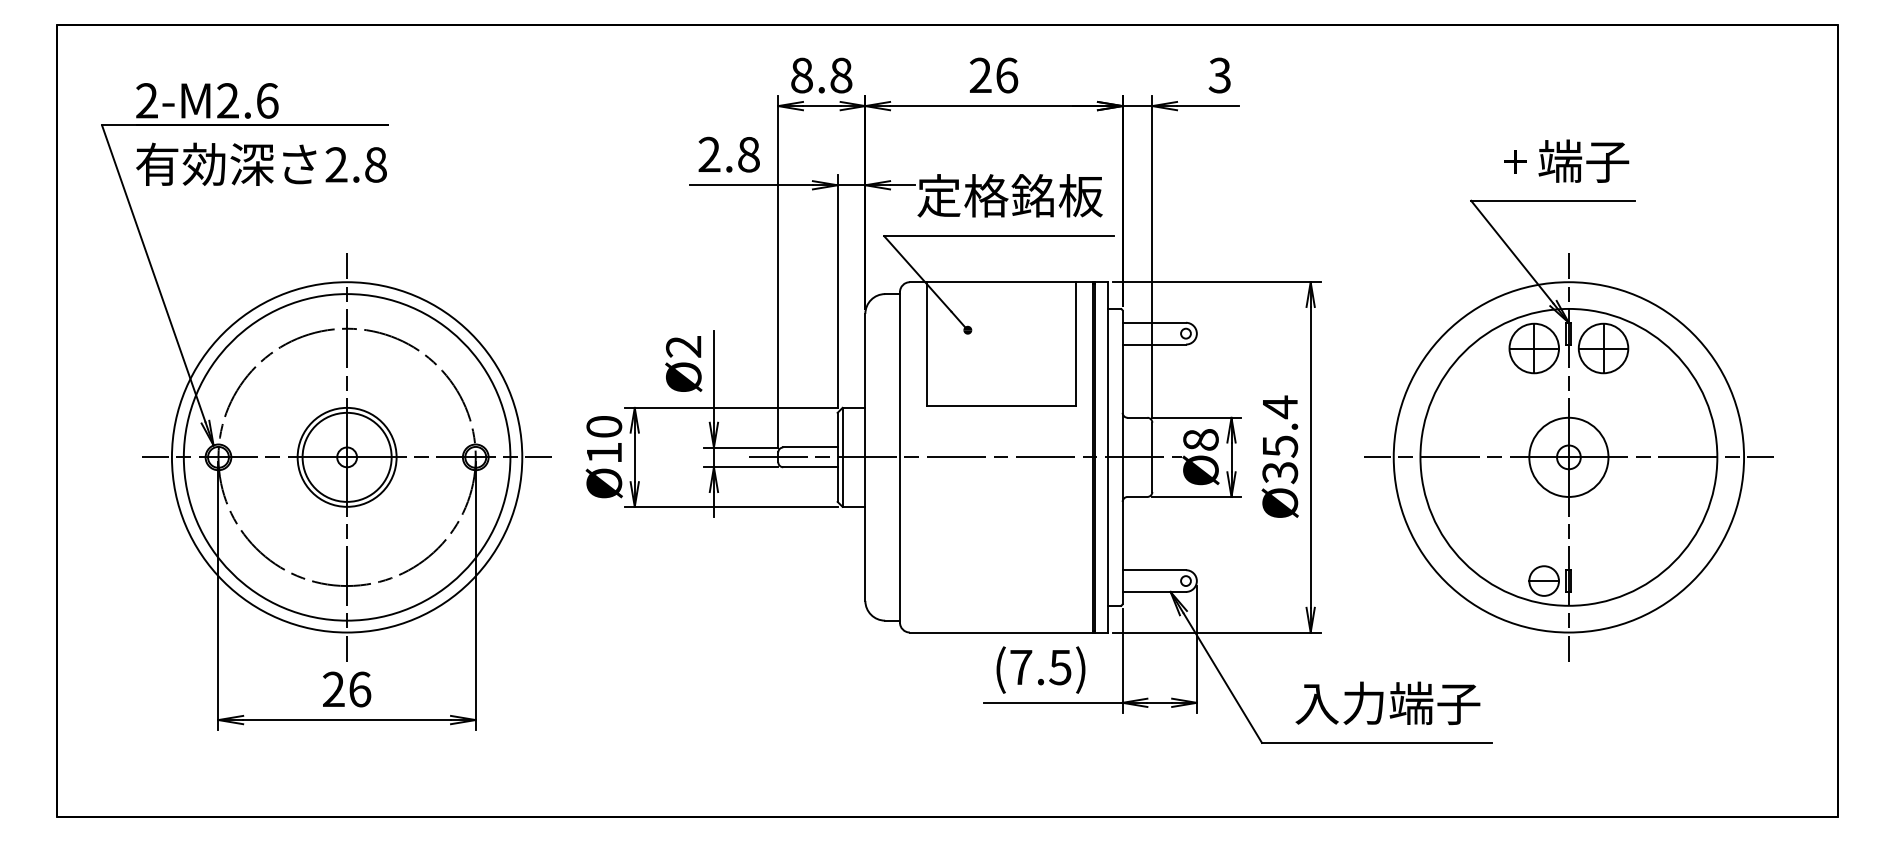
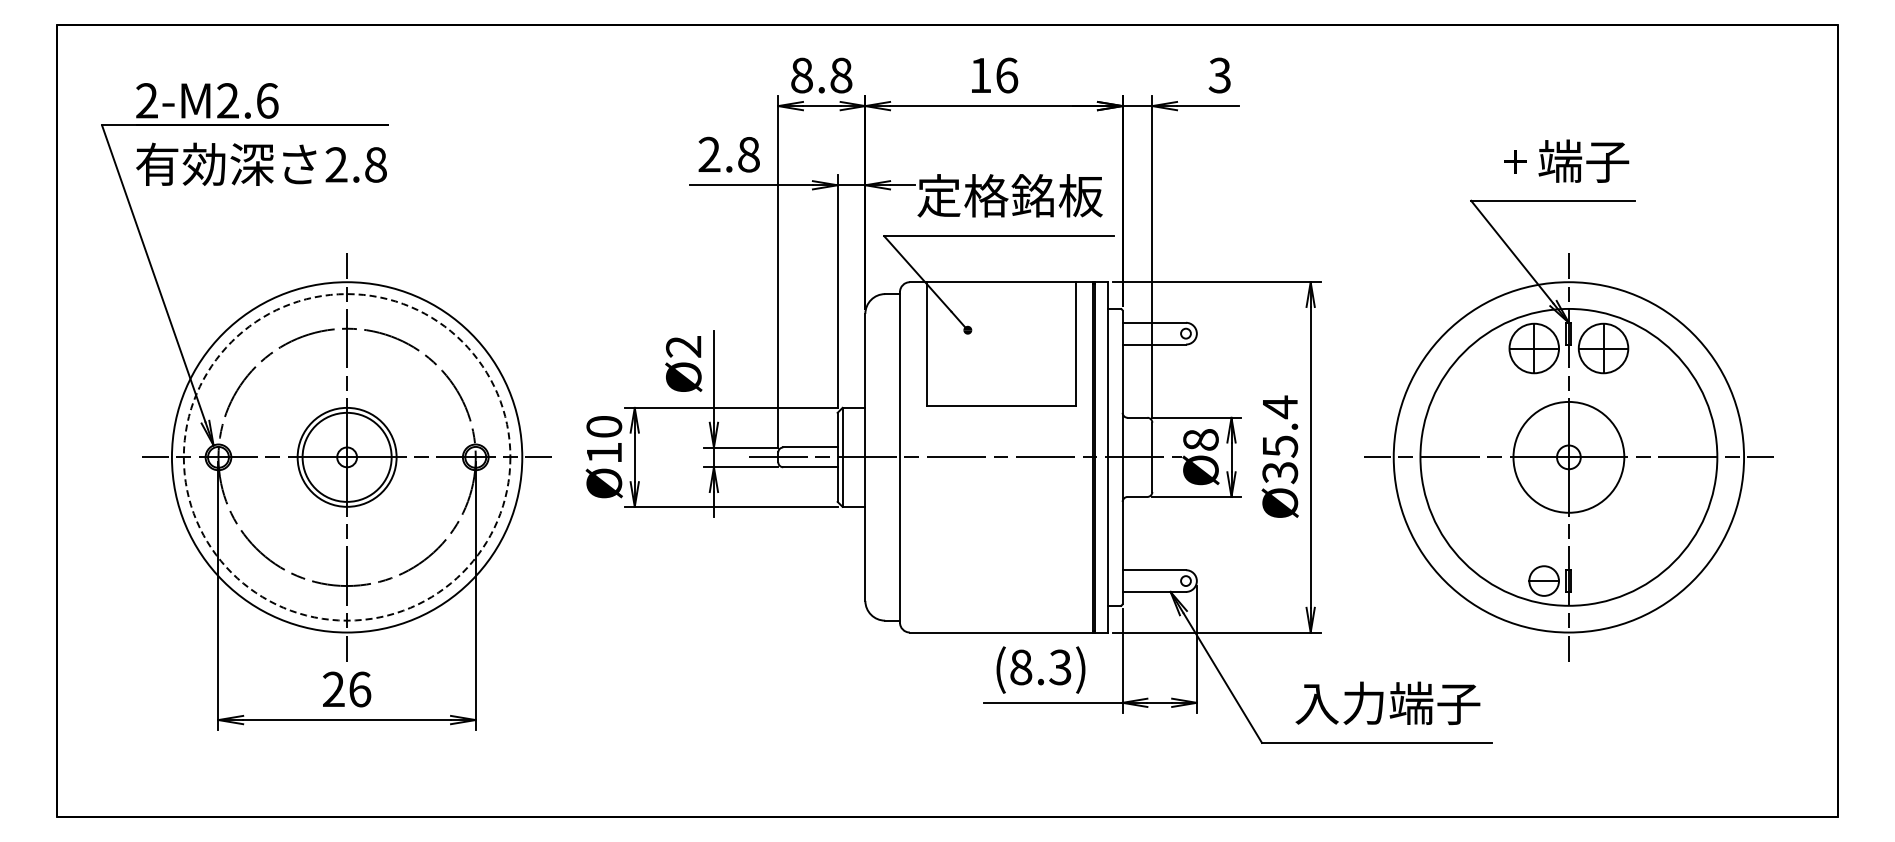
text: 26 -> 16 (980, 74)
circle diameter: 79 px -> 111 px (1568, 456)
circle: solid -> dashed (346, 457)
text: (7.5) -> (8.3) (1040, 667)
